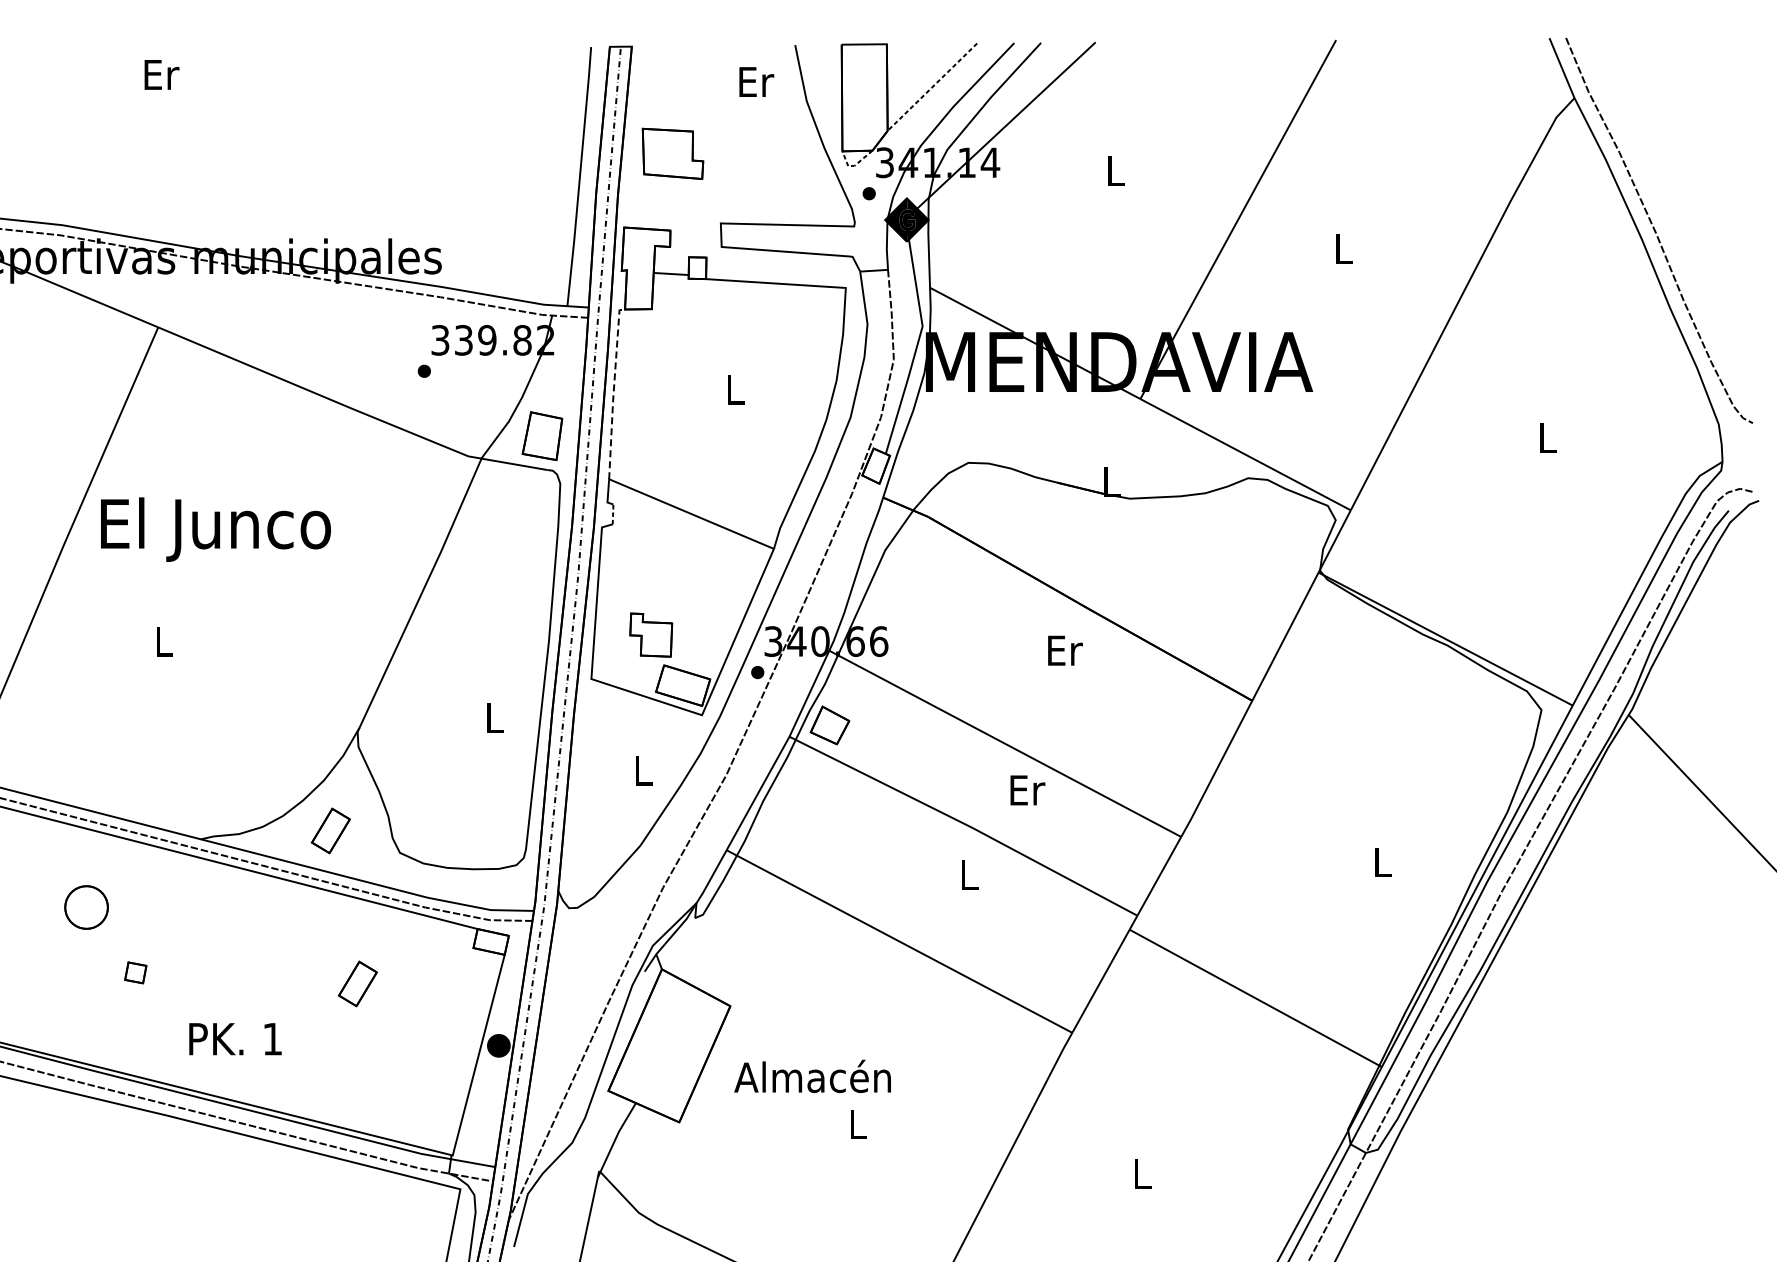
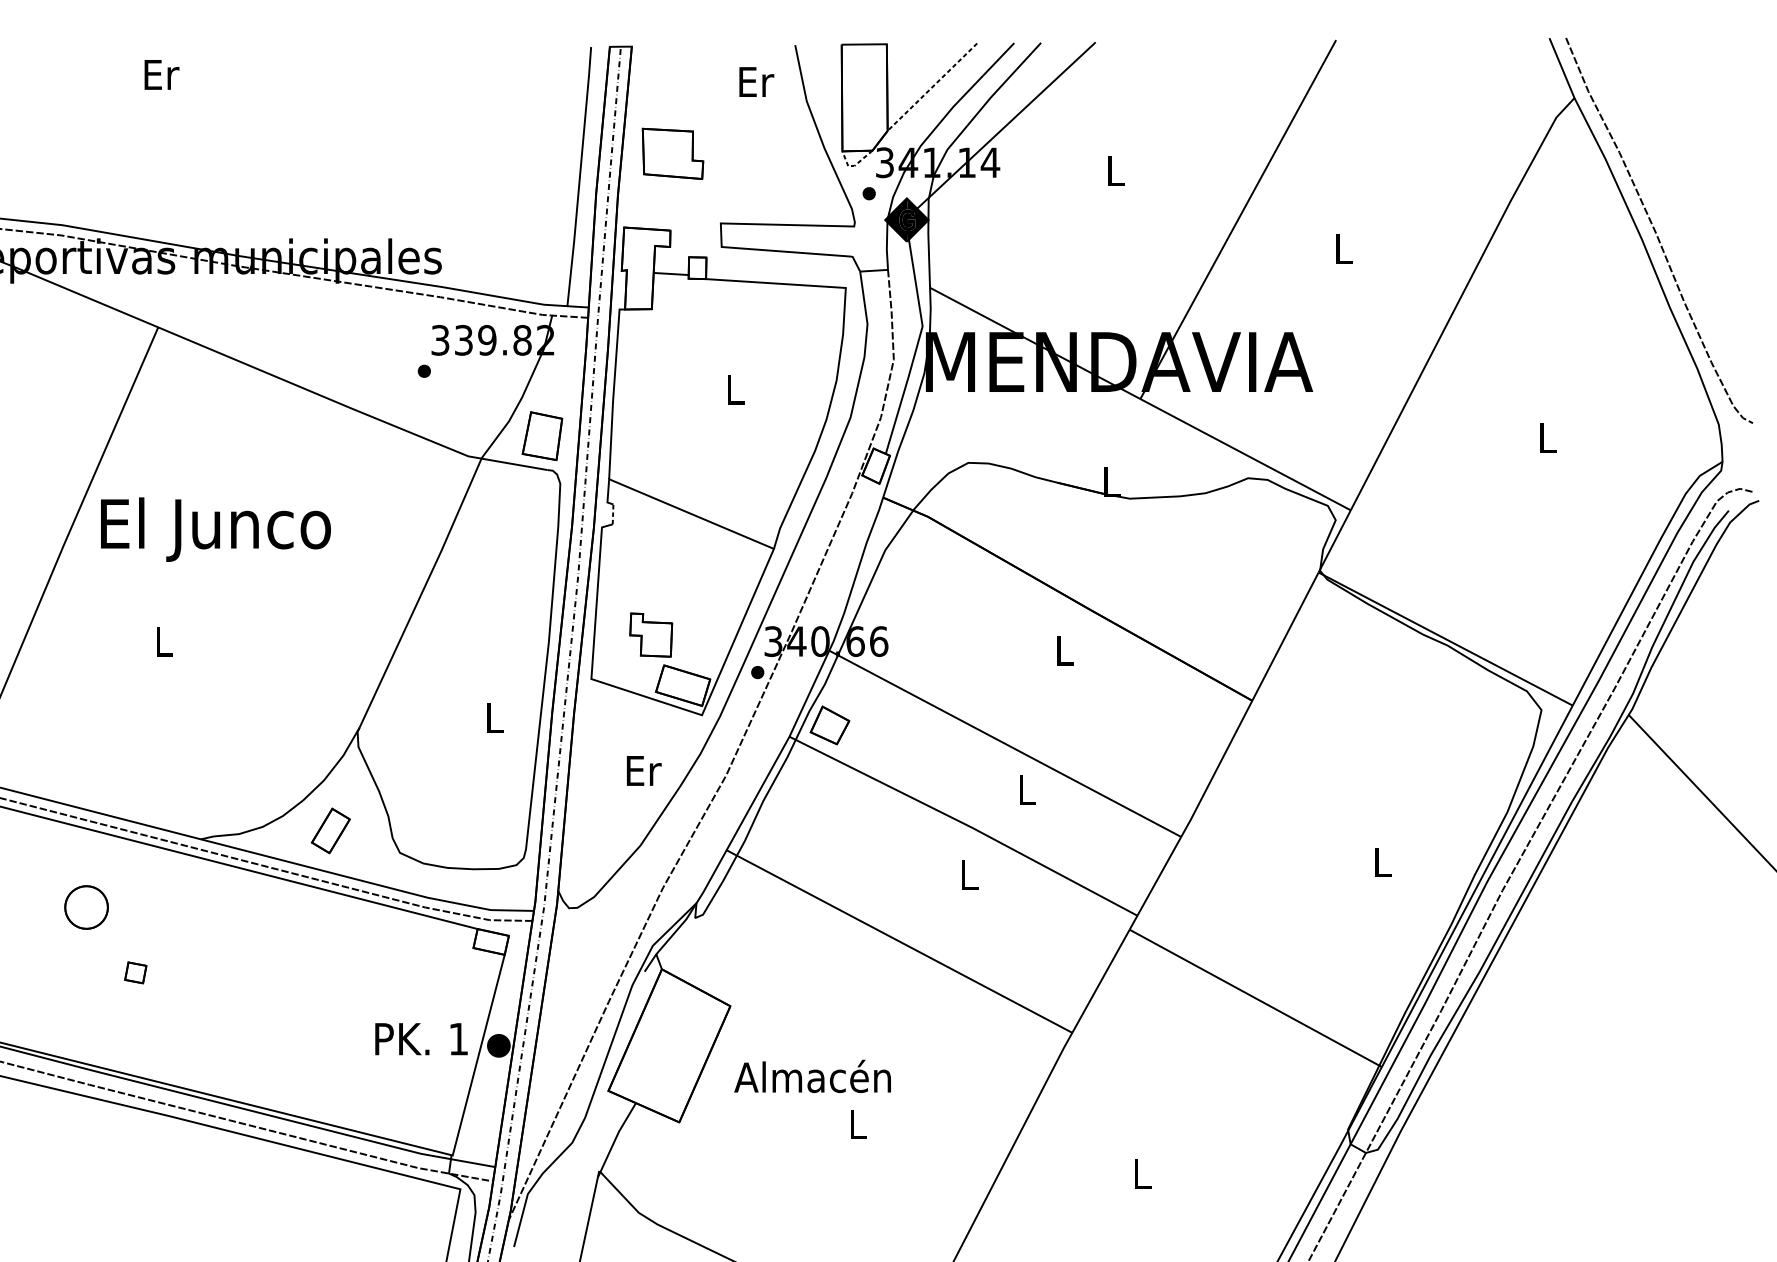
line: dashed -> solid (613, 391)
text: Er -> L (1065, 650)
text: L -> Er (643, 770)
text: Er -> L (1027, 790)
part: present -> none (357, 983)
text position: (235, 1039) -> (421, 1039) (421, 1039)
